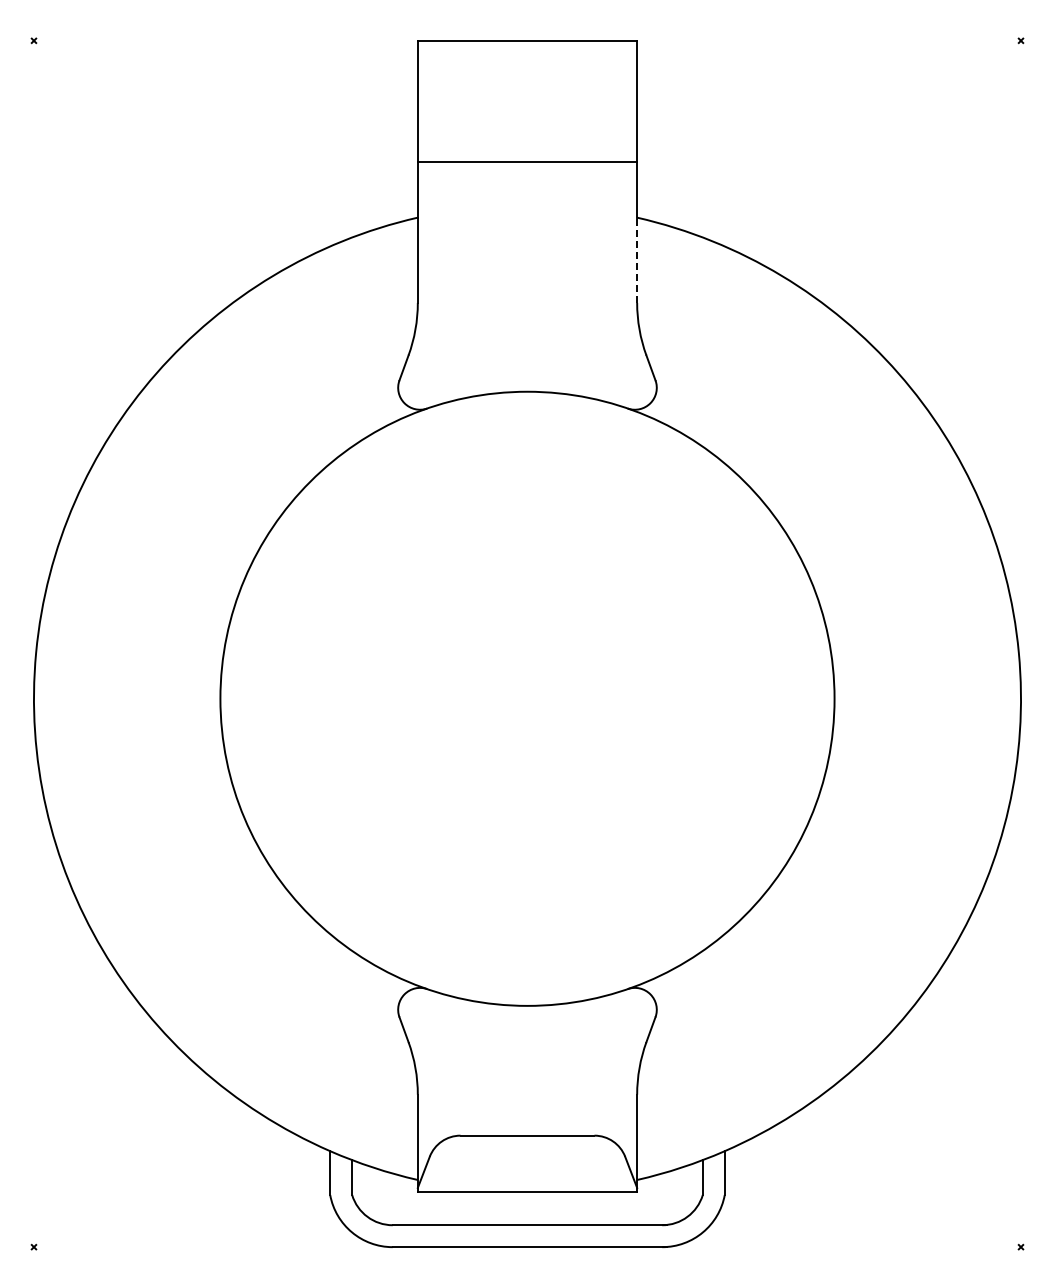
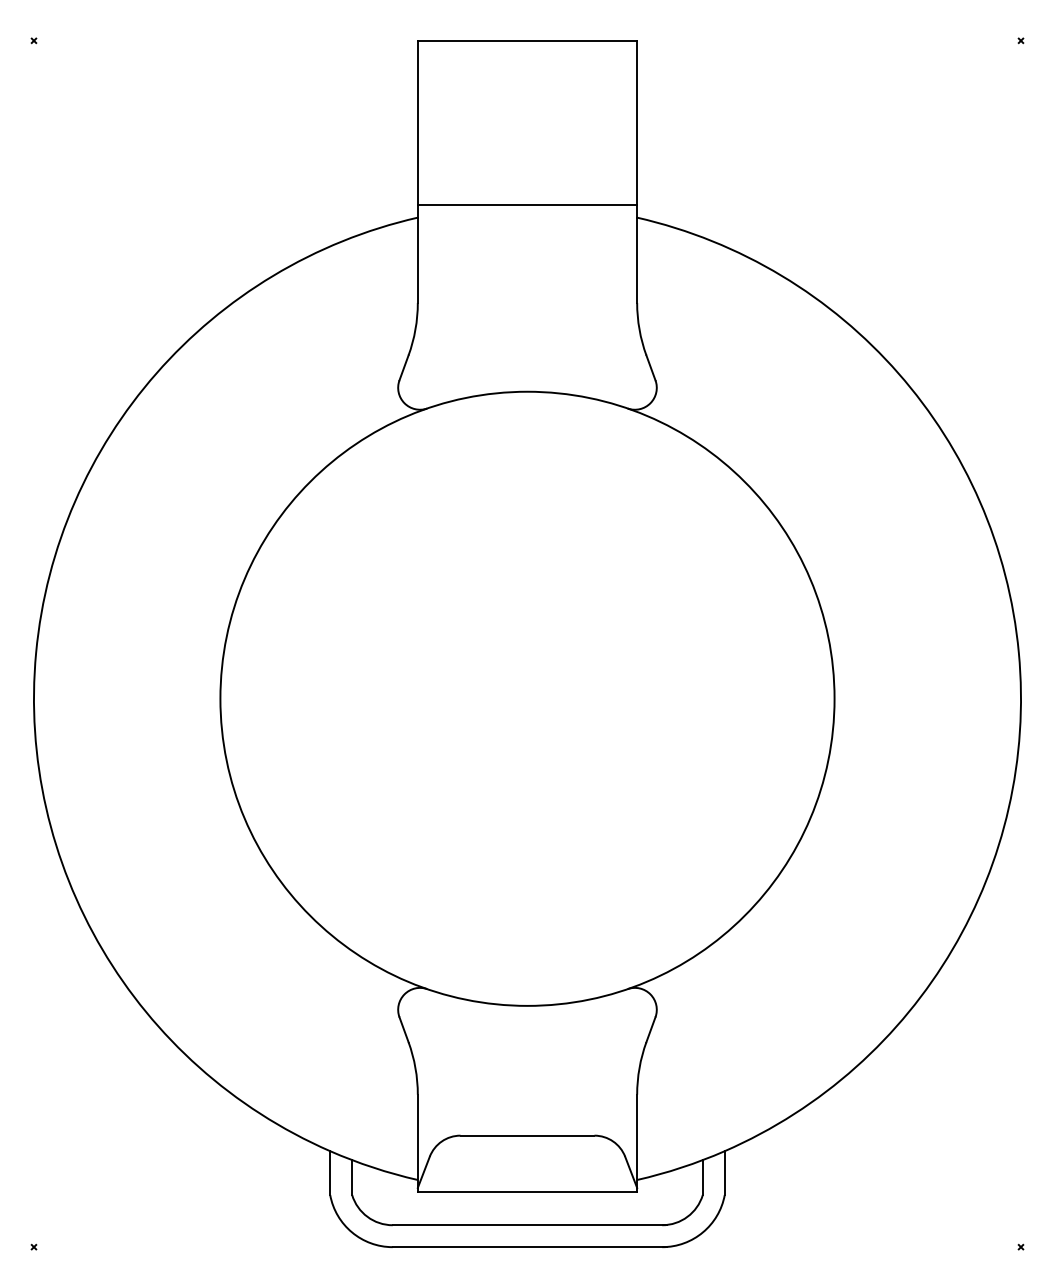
line position: (527, 162) -> (527, 205) (527, 205)
line: dashed -> solid (637, 260)
